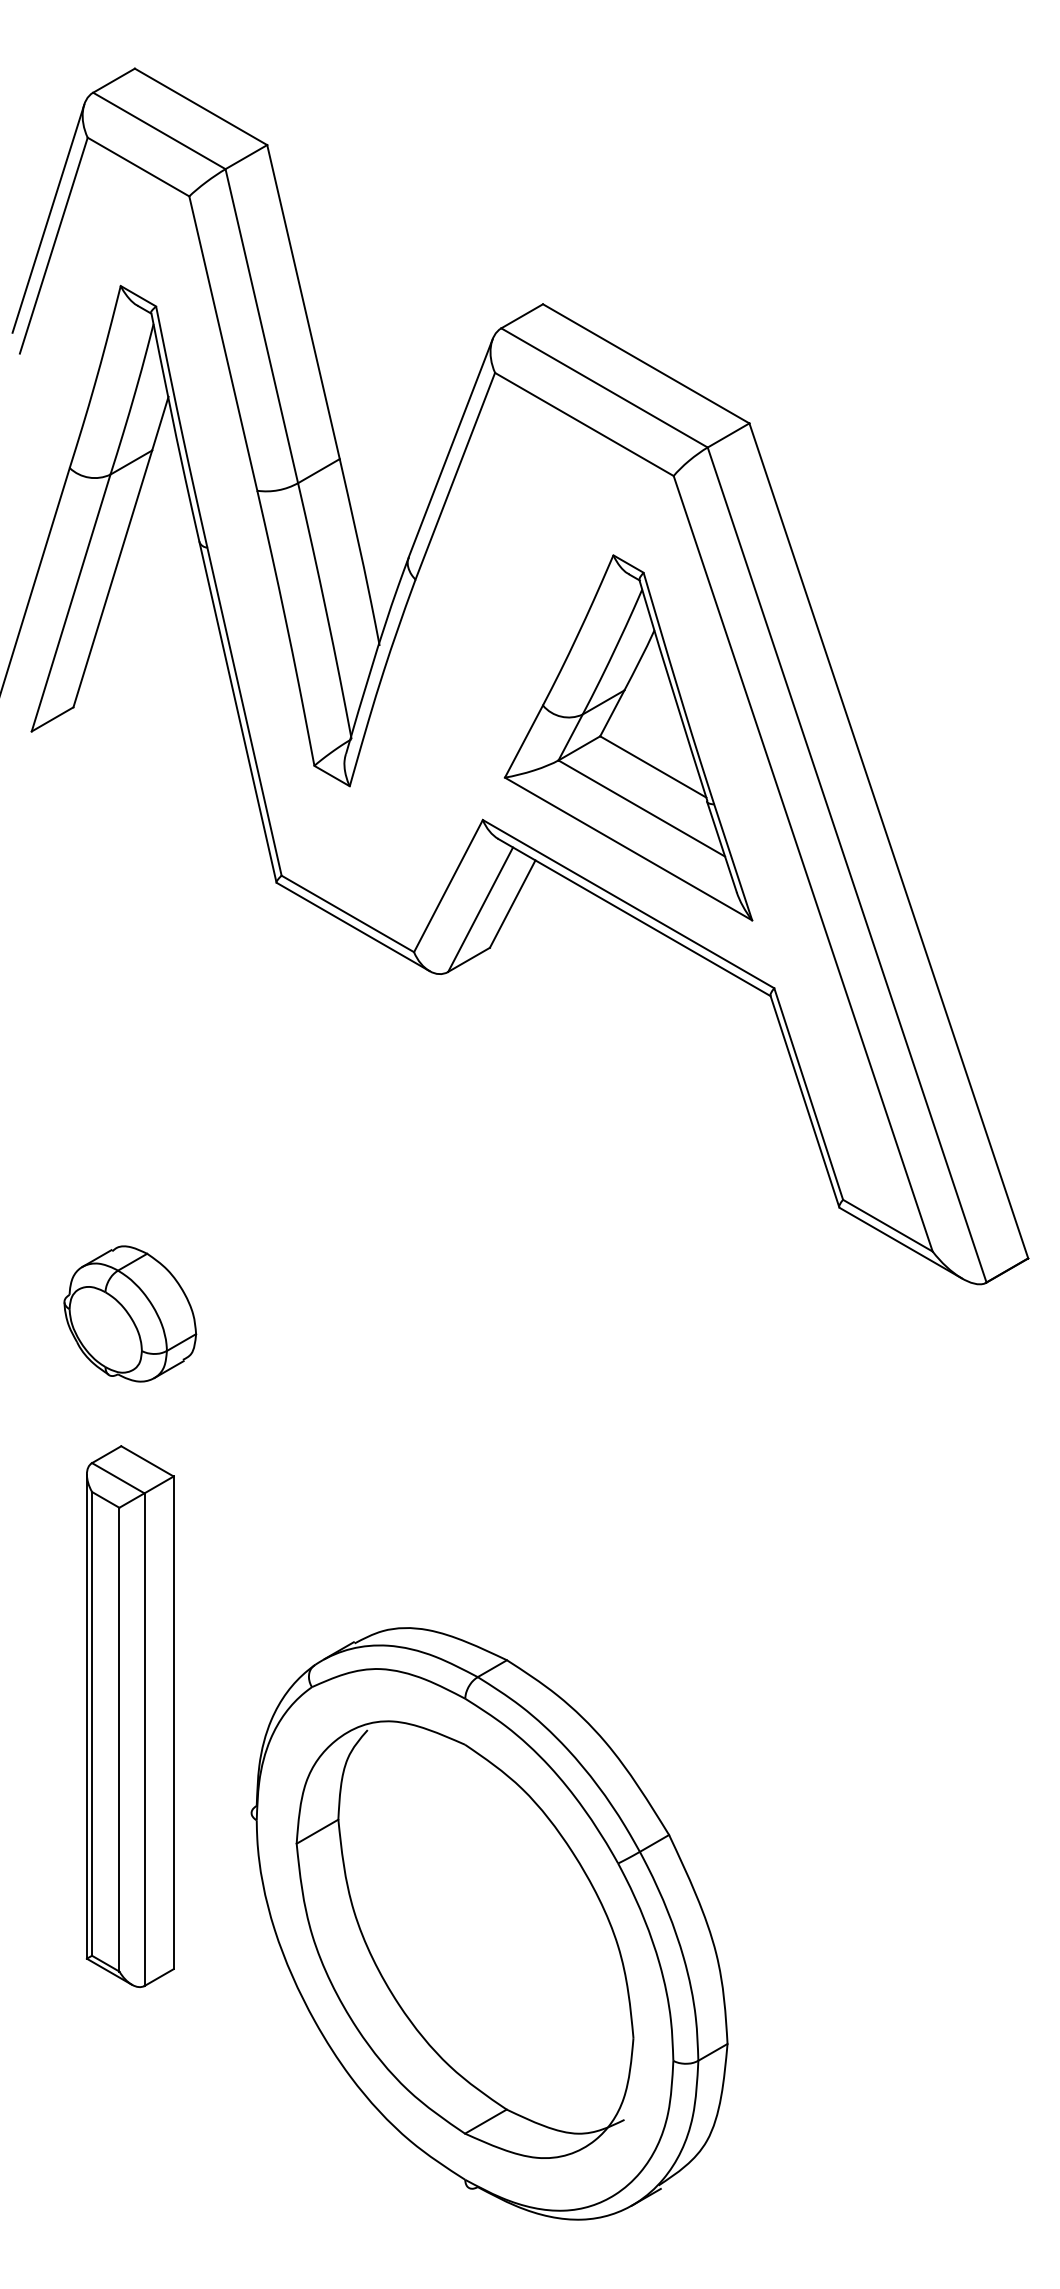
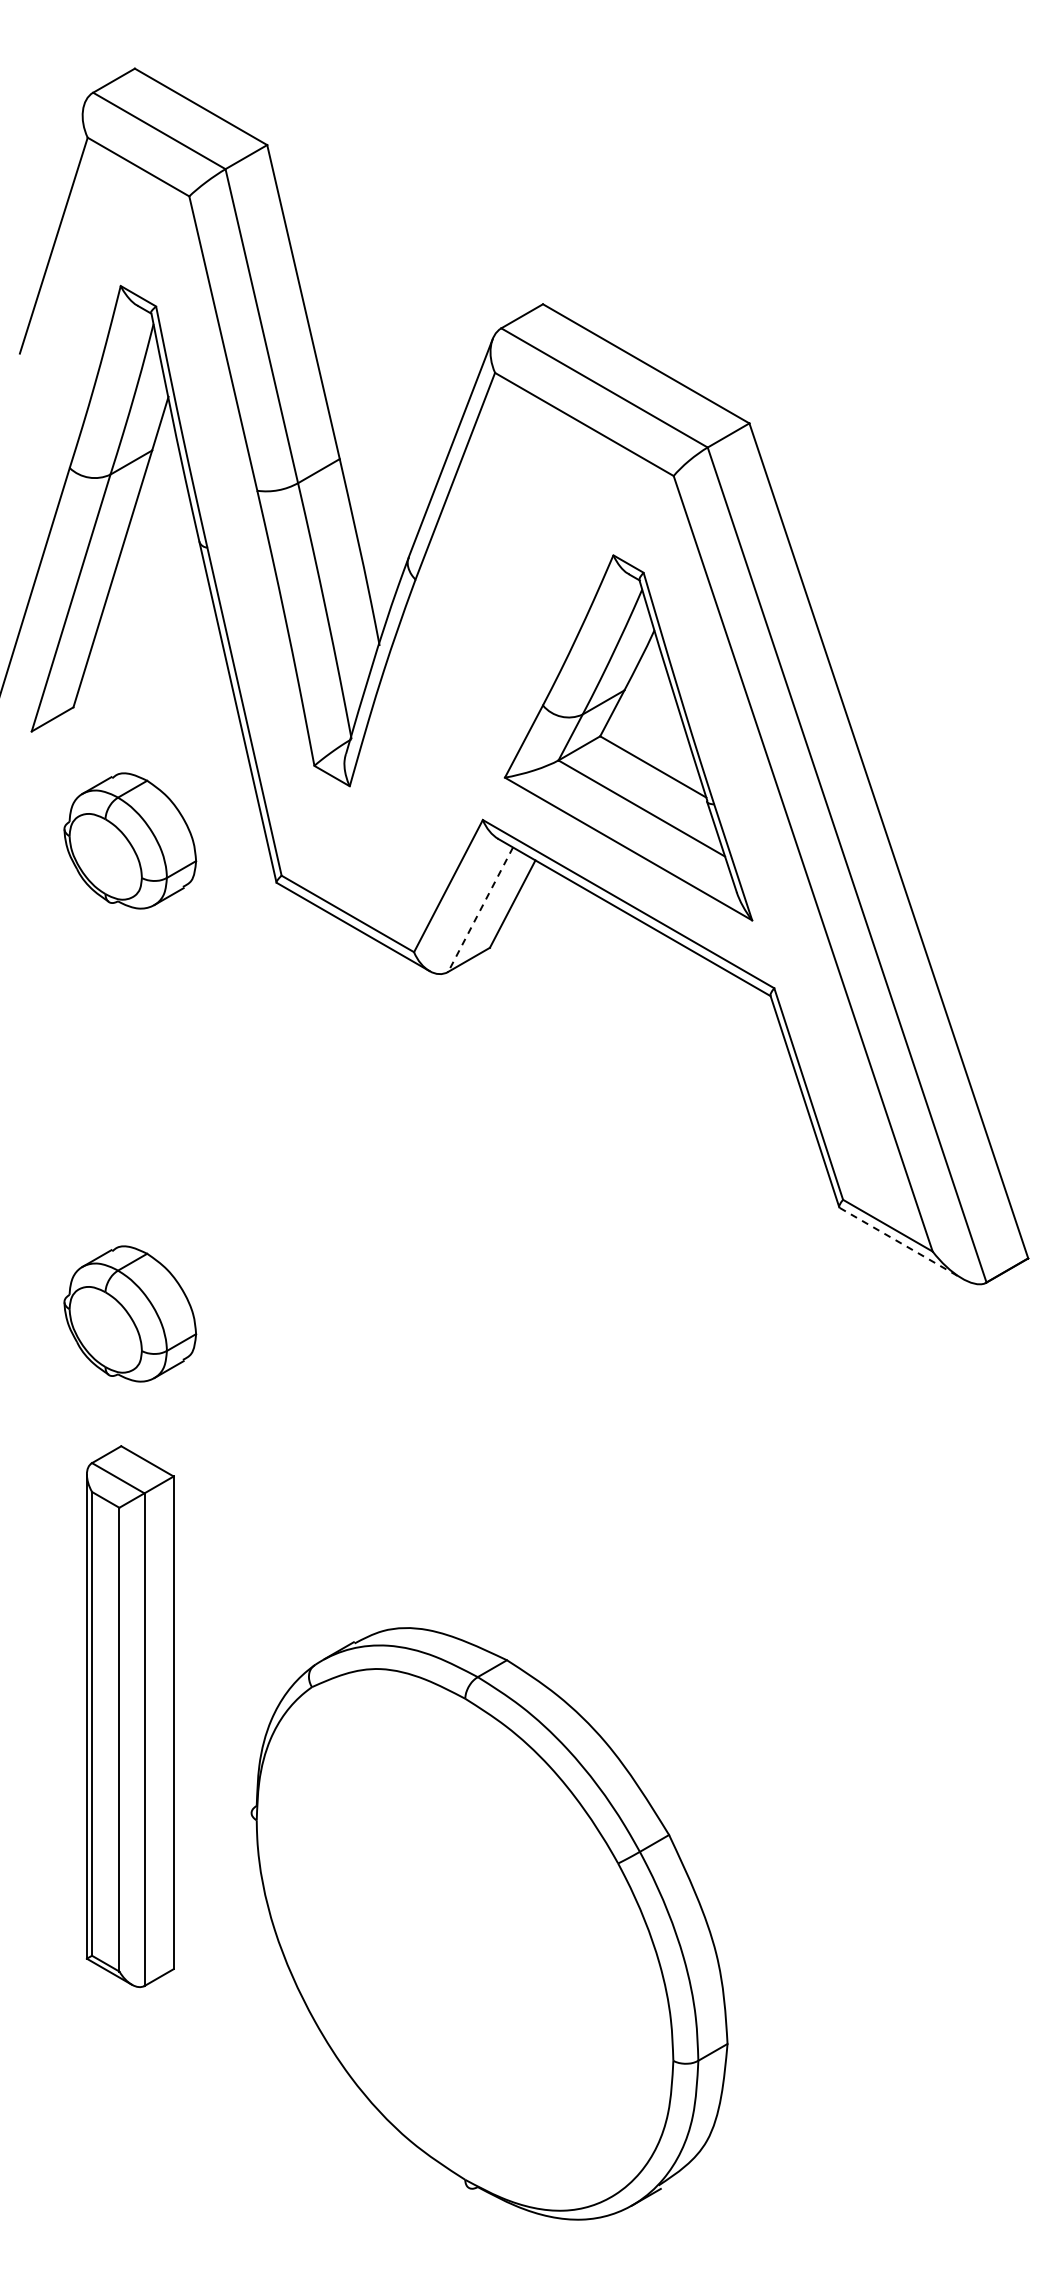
line: present -> none (48, 218)
part: none -> present (130, 840)
line: solid -> dashed (480, 910)
line: solid -> dashed (900, 1243)
part: present -> none (464, 1939)
